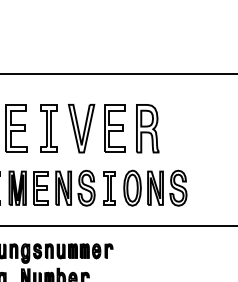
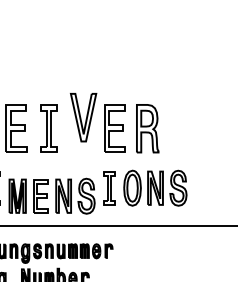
line: present -> none (118, 73)
part position: (81, 128) -> (83, 117) (83, 117)
part position: (51, 187) -> (51, 195) (51, 195)
